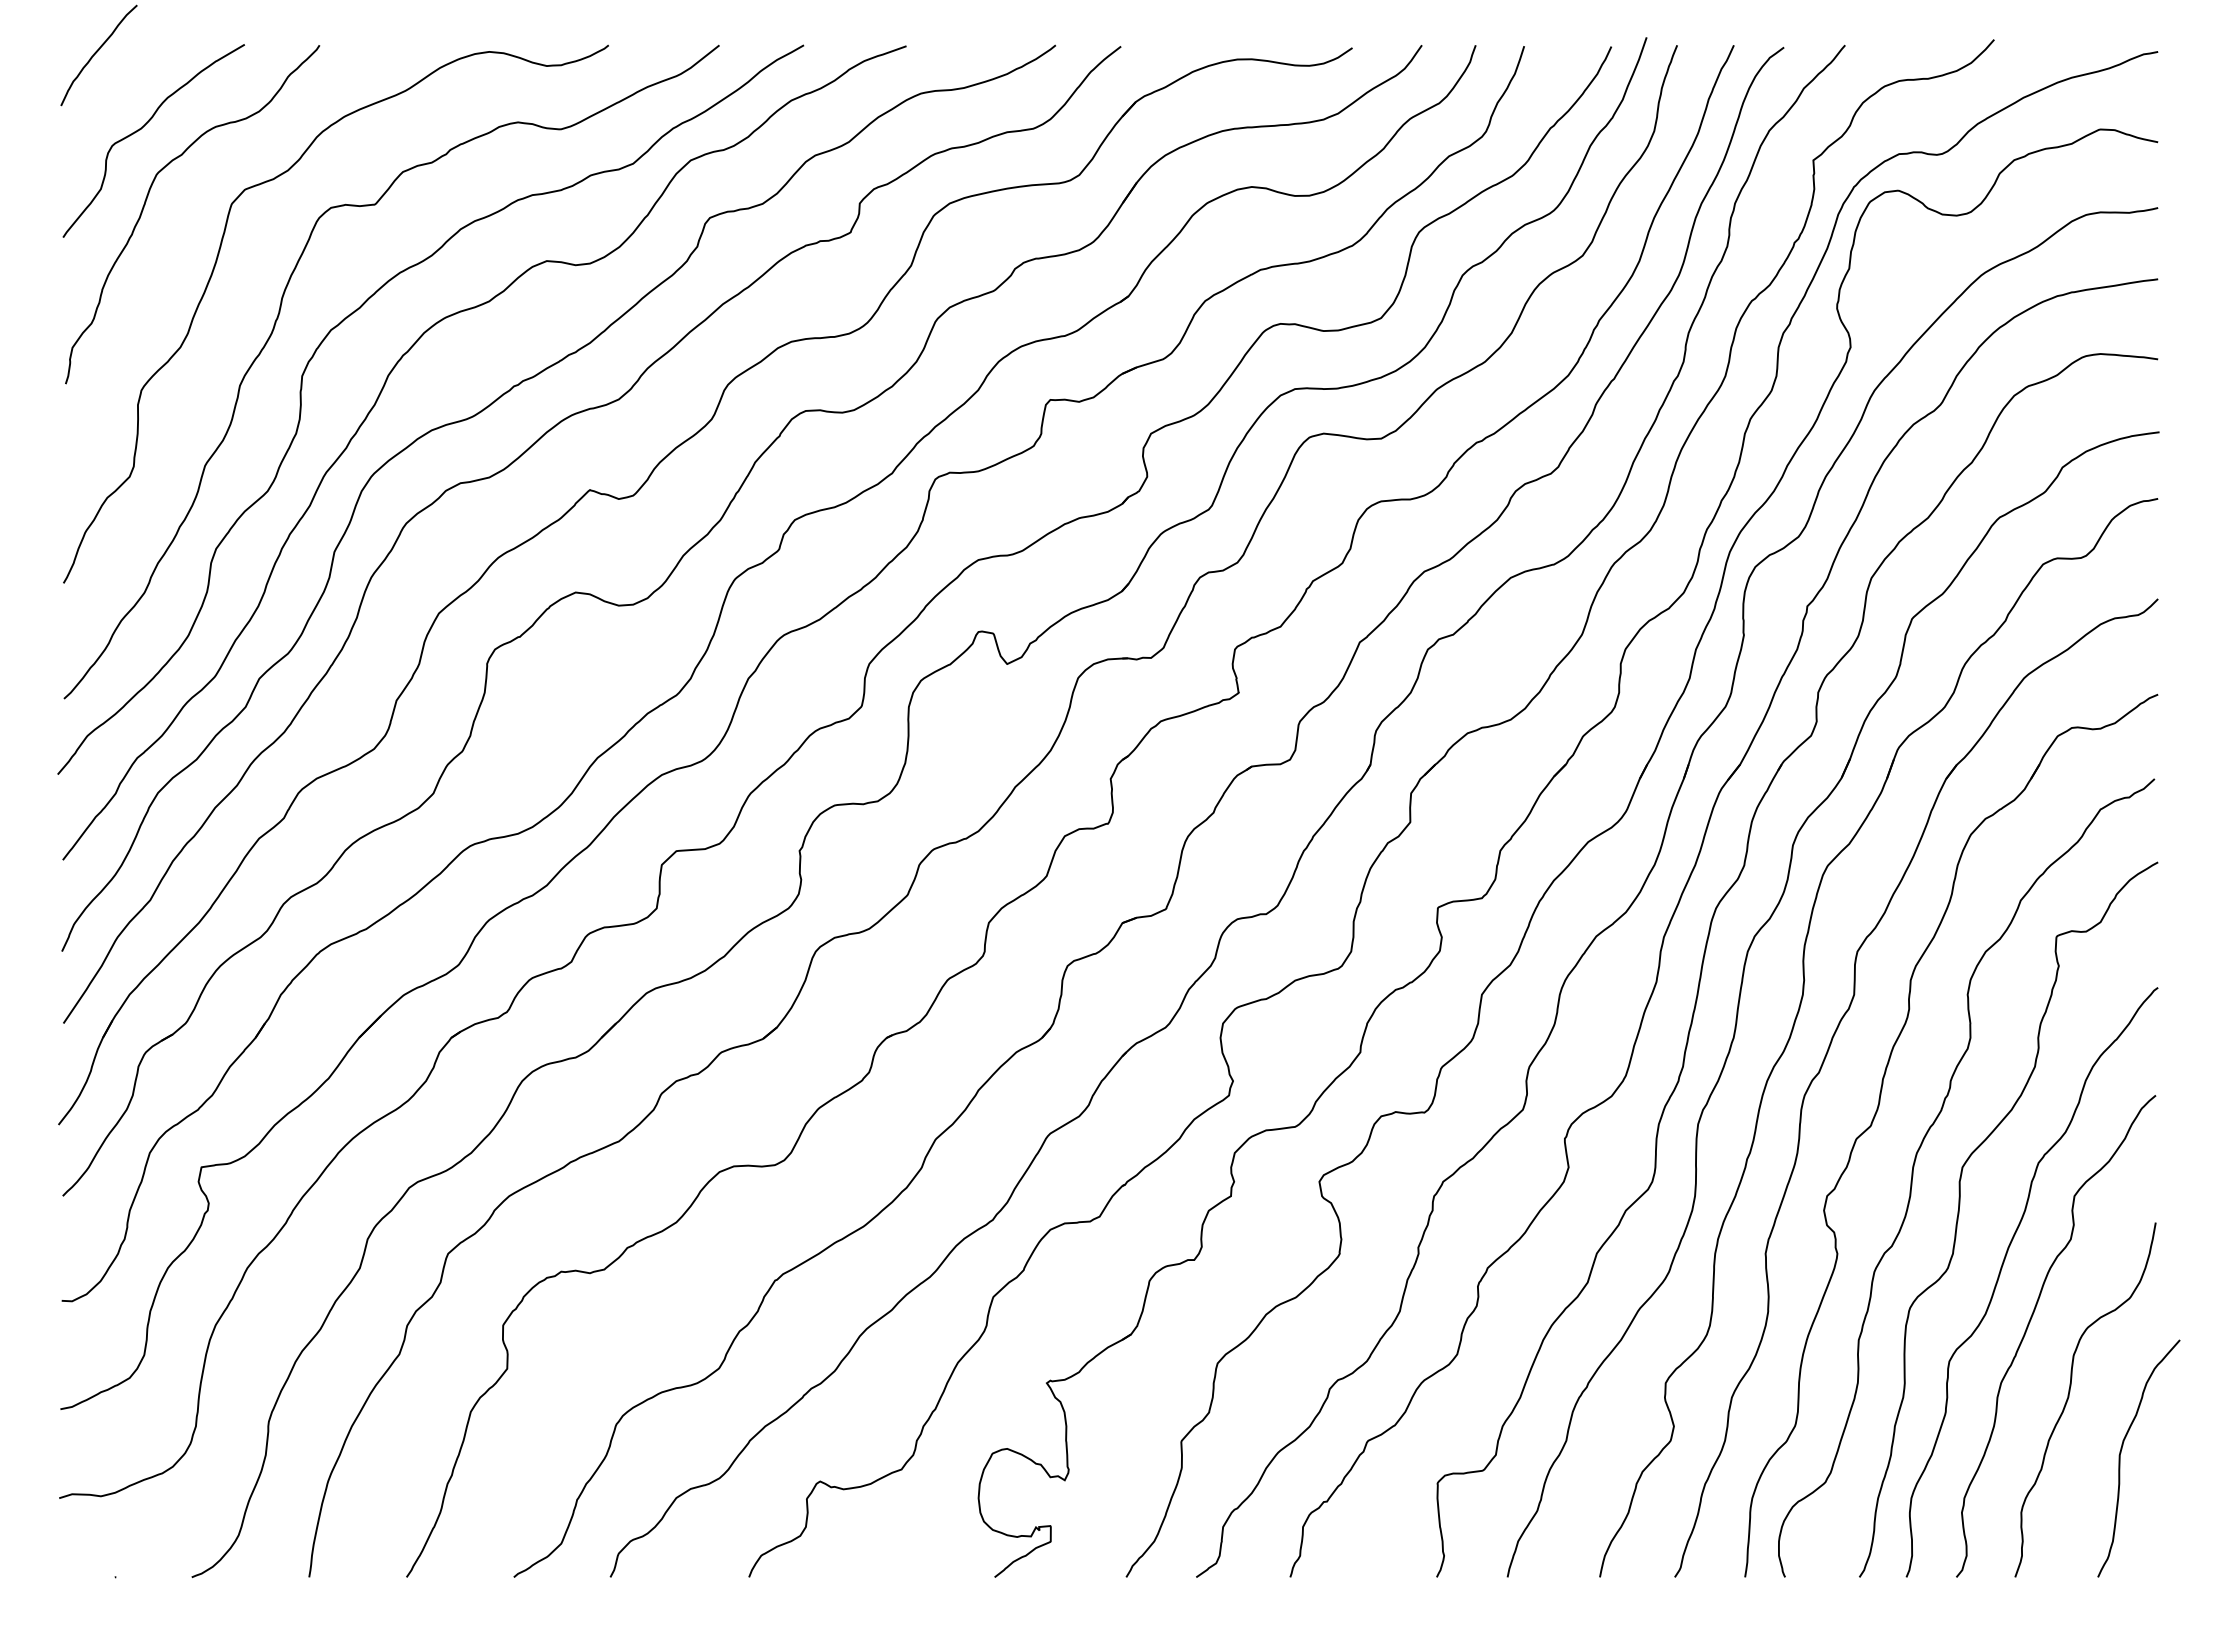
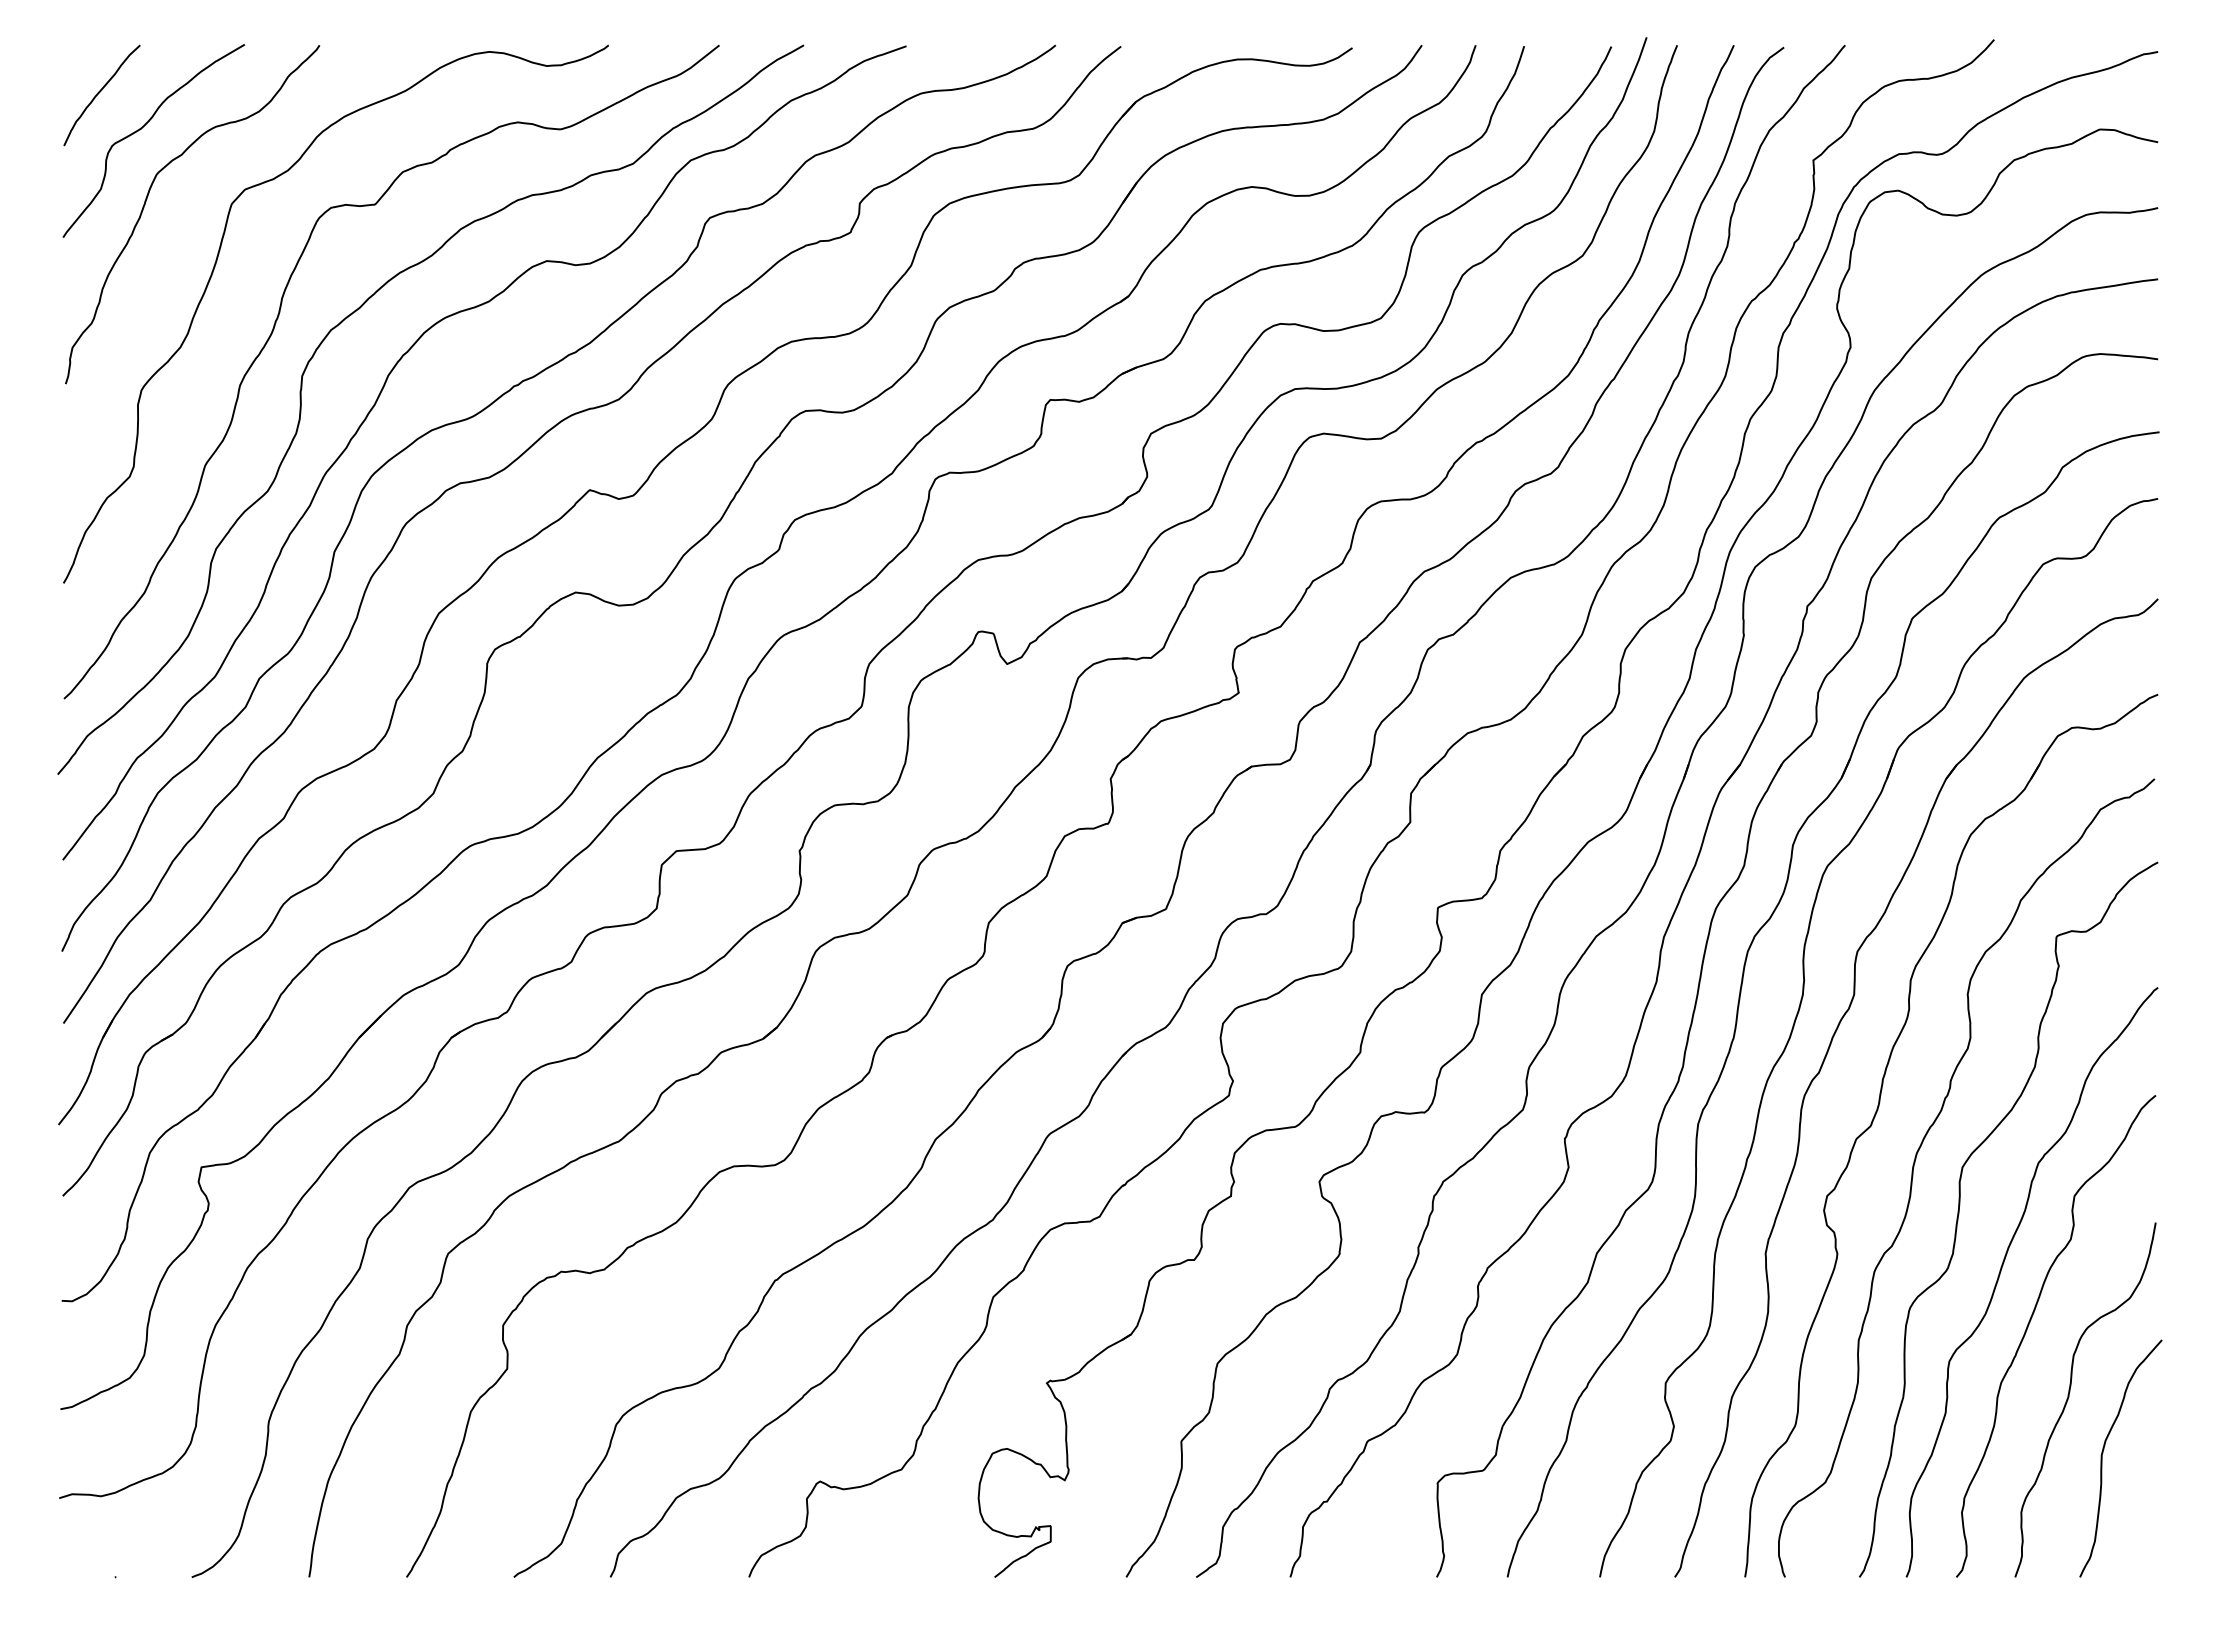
curve position: (96, 53) -> (99, 93) (99, 93)
curve position: (2121, 1453) -> (2103, 1453) (2103, 1453)
